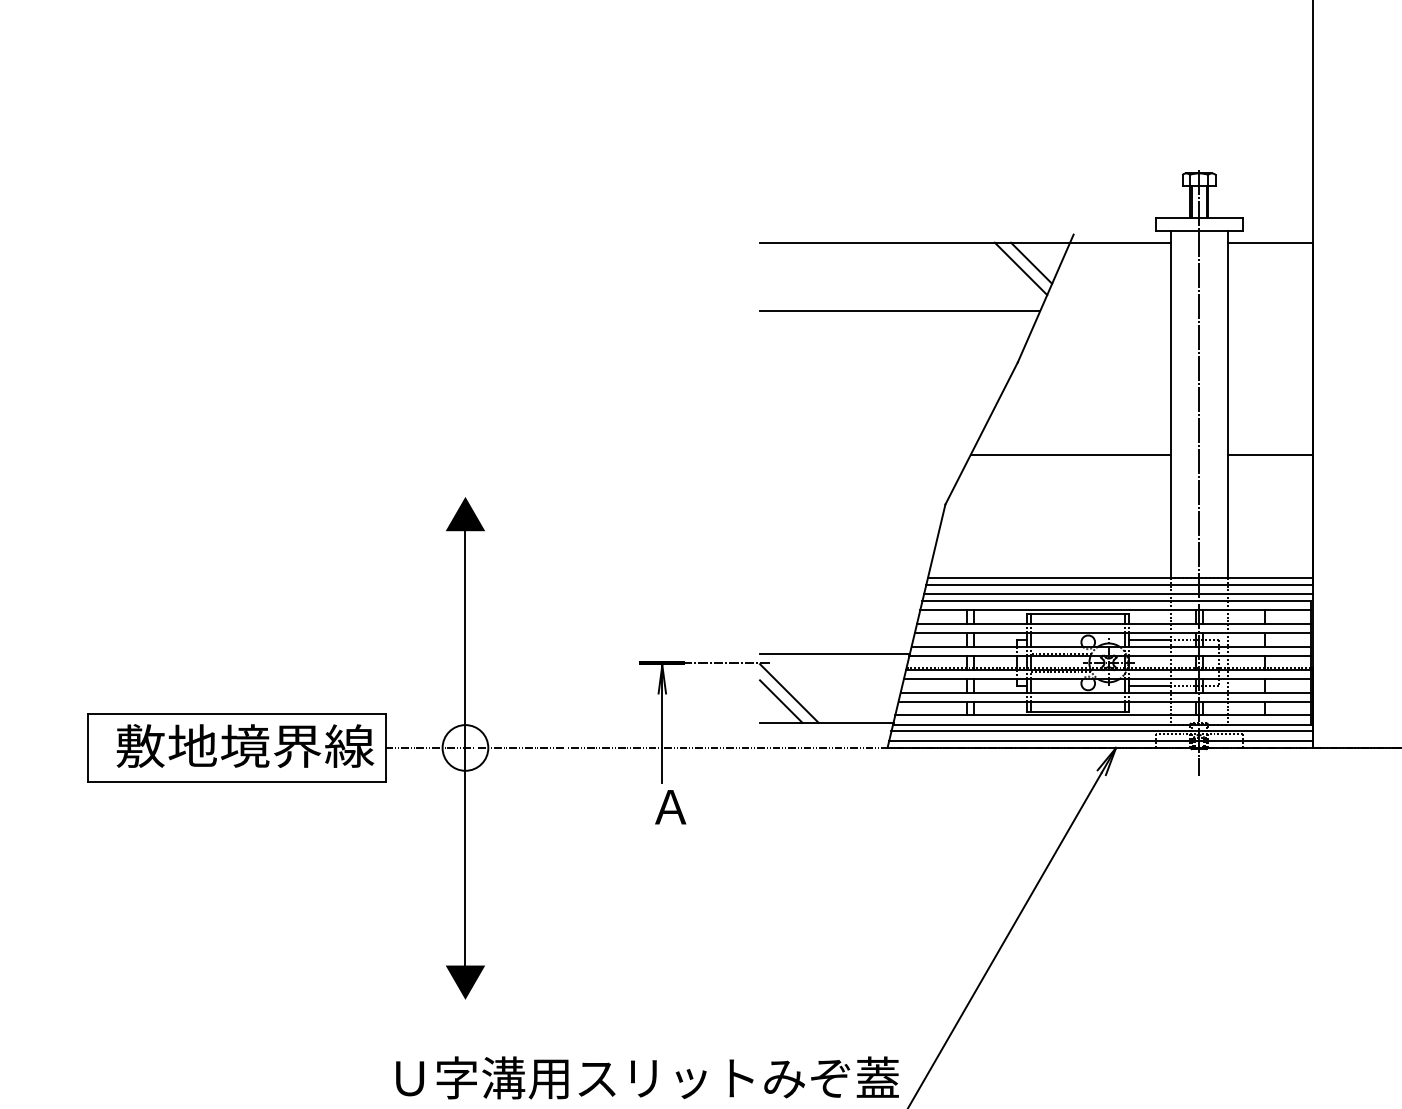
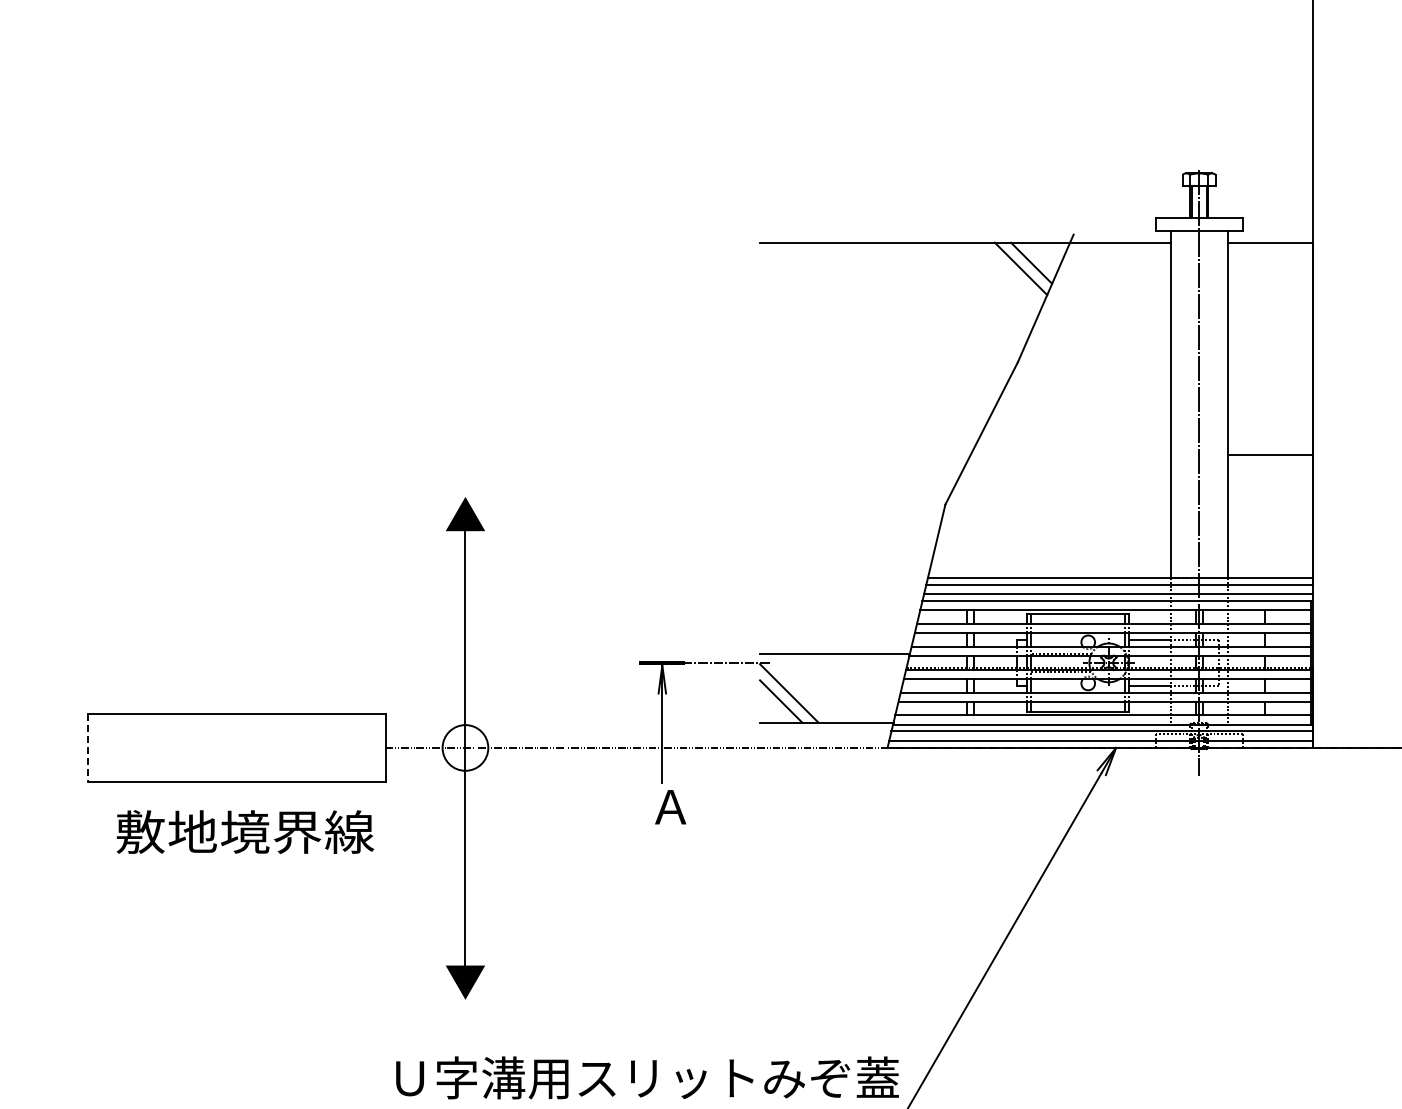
line: present -> none (900, 311)
line: present -> none (1070, 454)
text position: (245, 745) -> (245, 831) (245, 831)
line: solid -> dashed (88, 748)
